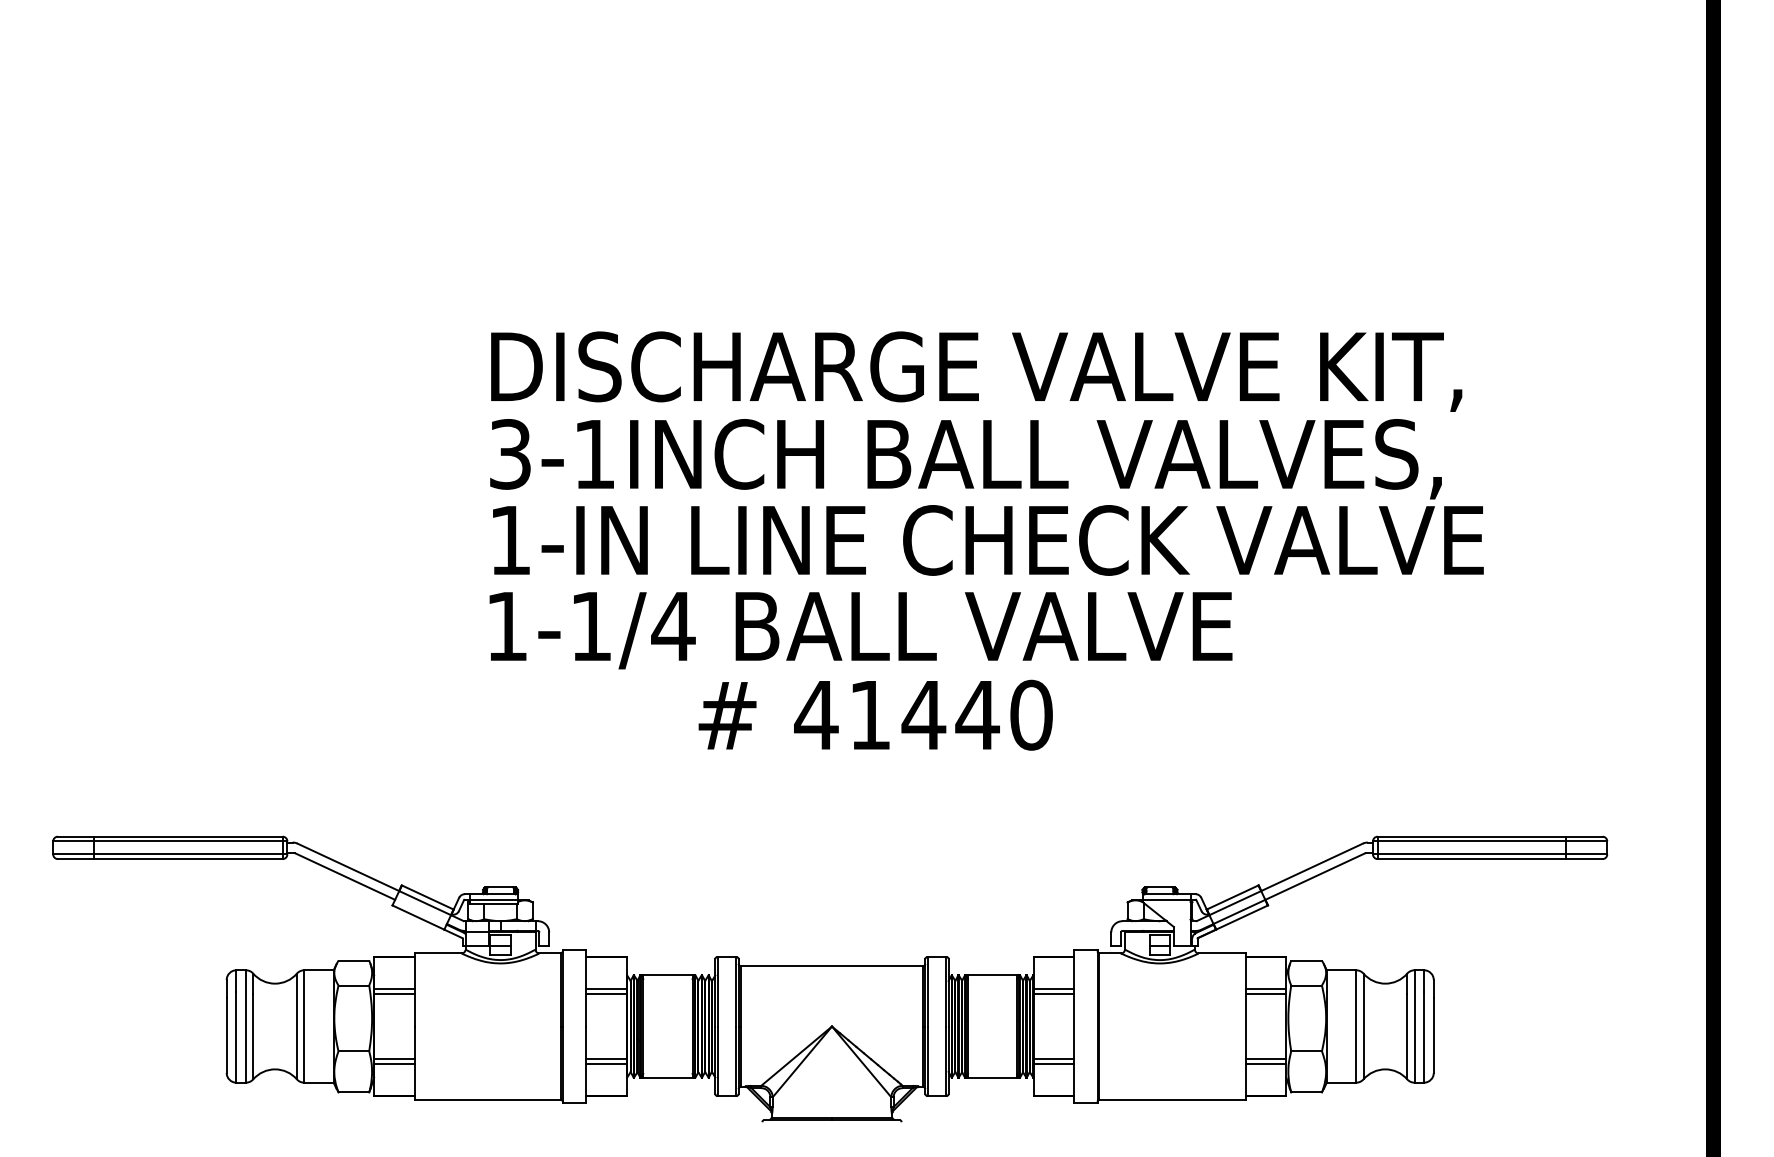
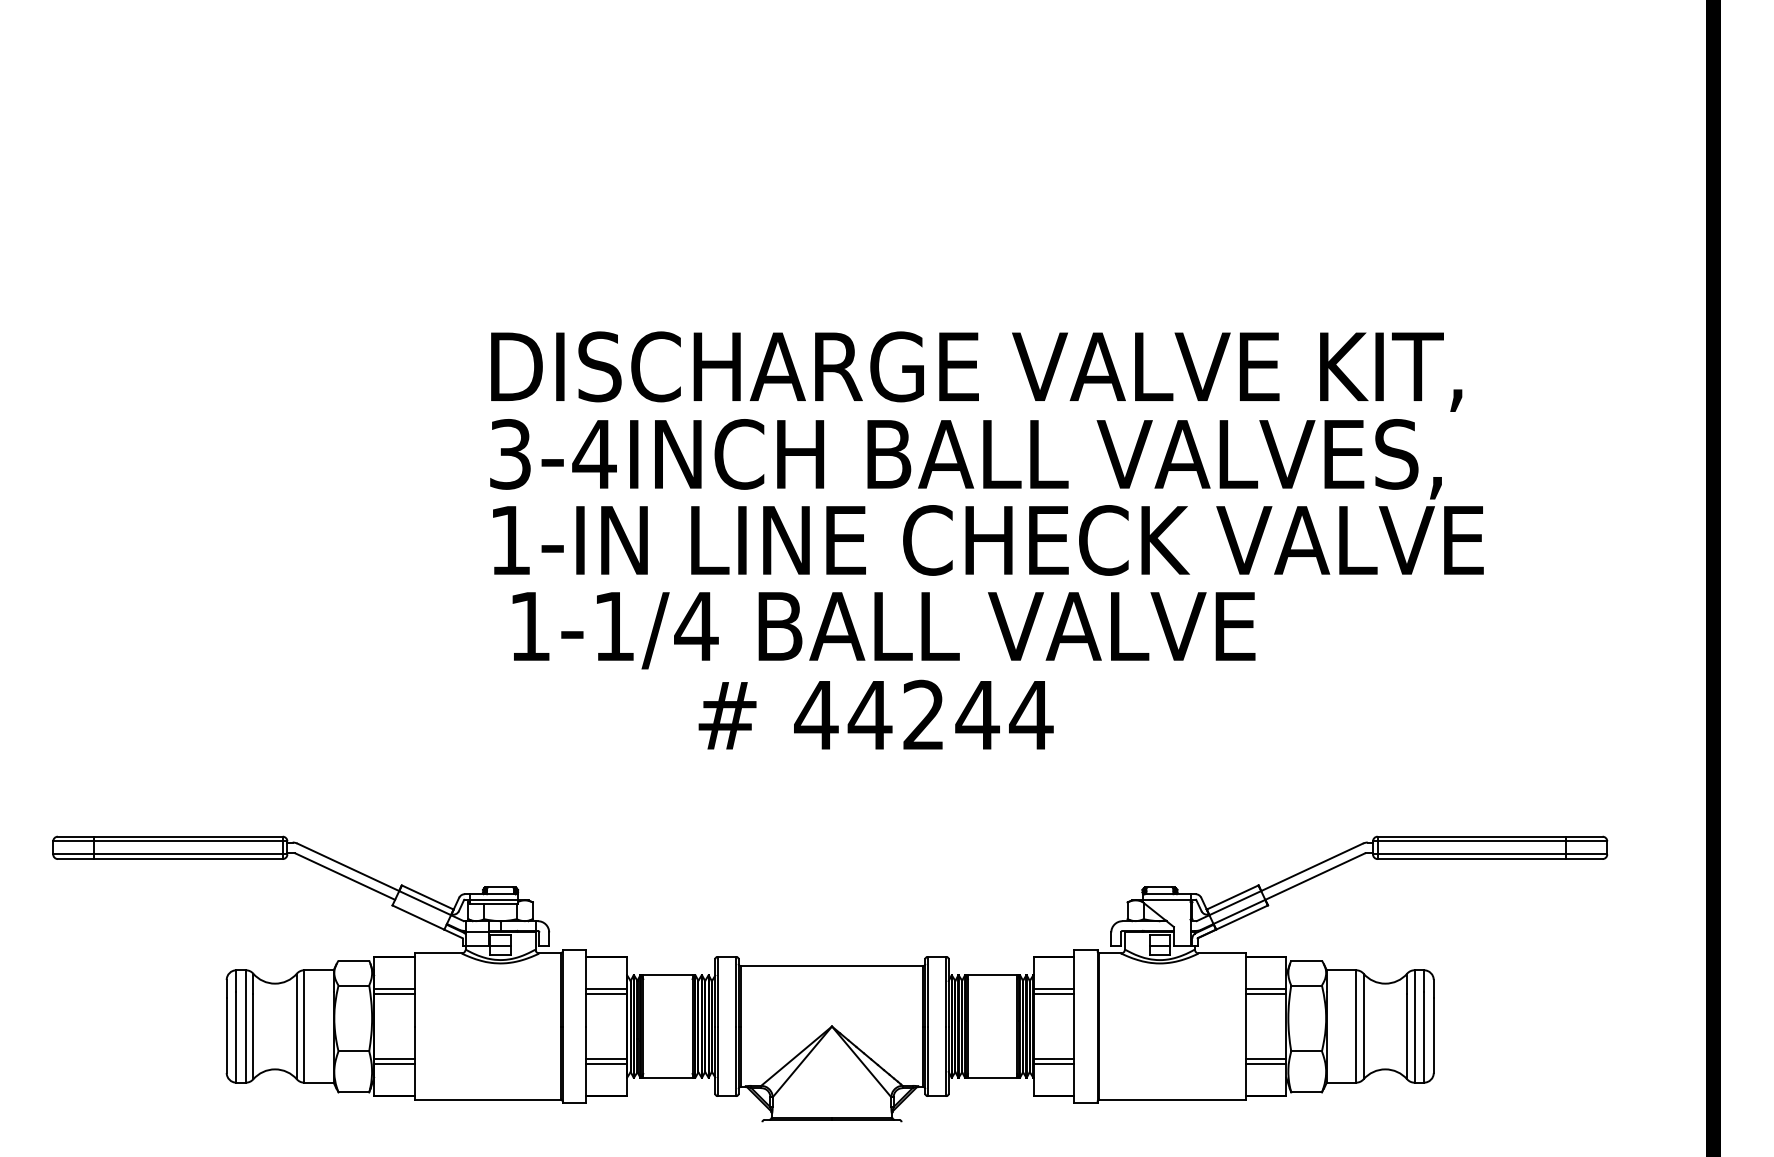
text: 3-1INCH -> 3-4INCH (594, 454)
text position: (860, 630) -> (883, 630) (883, 630)
text: 41440 -> 44244 (950, 714)
